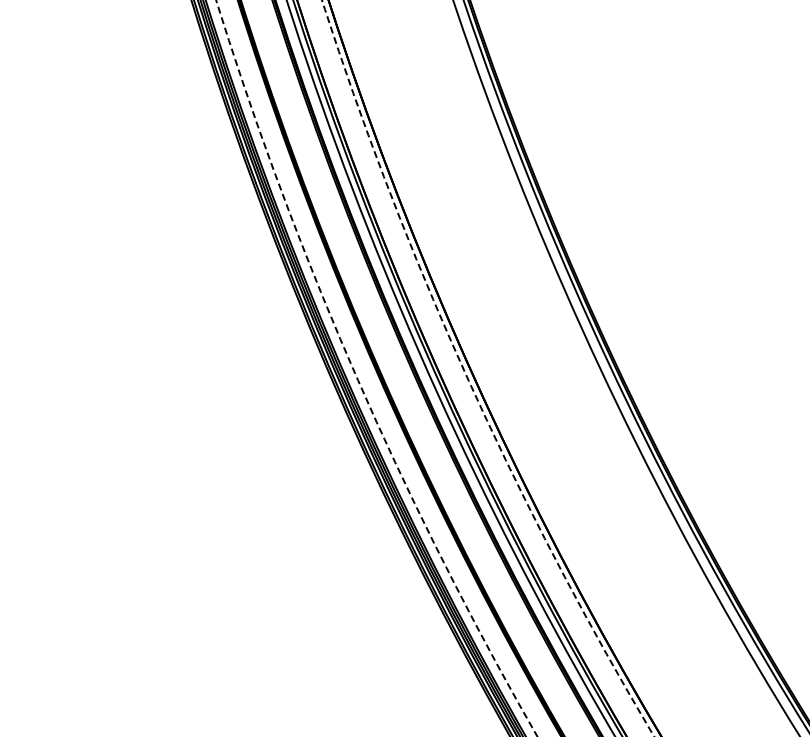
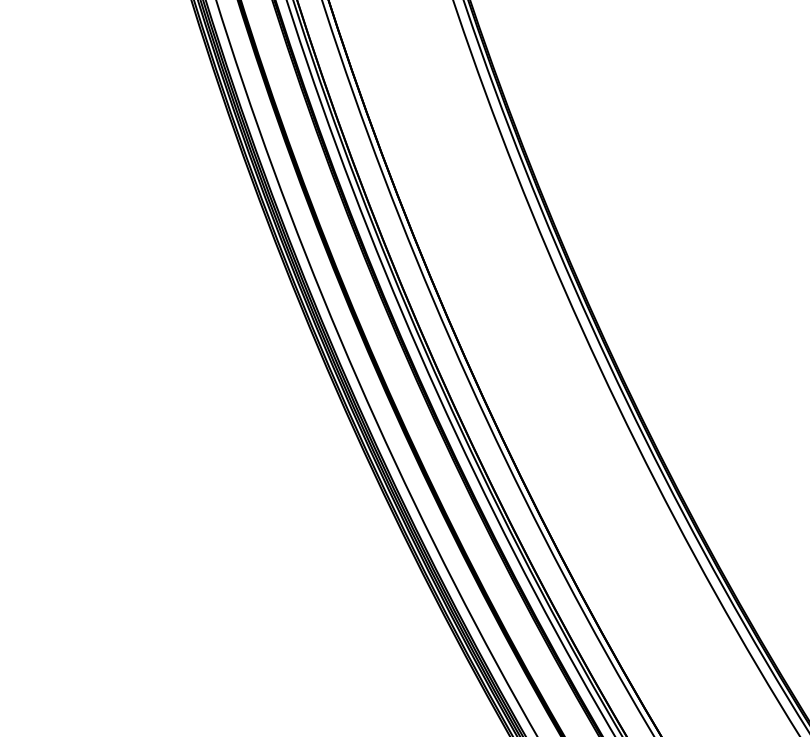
arc: dashed -> solid (466, 376)
arc: dashed -> solid (357, 378)
